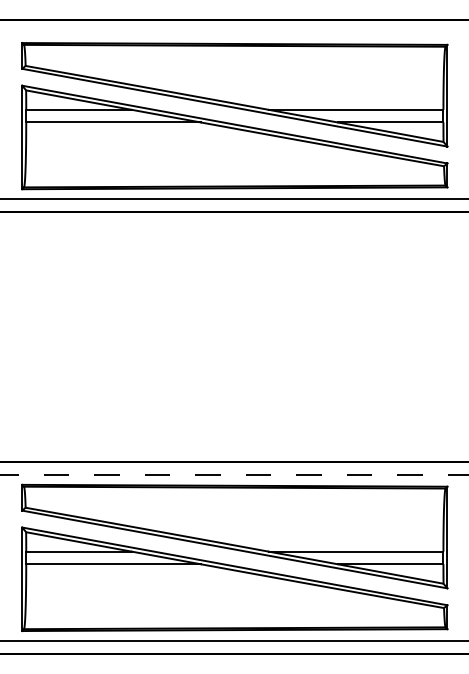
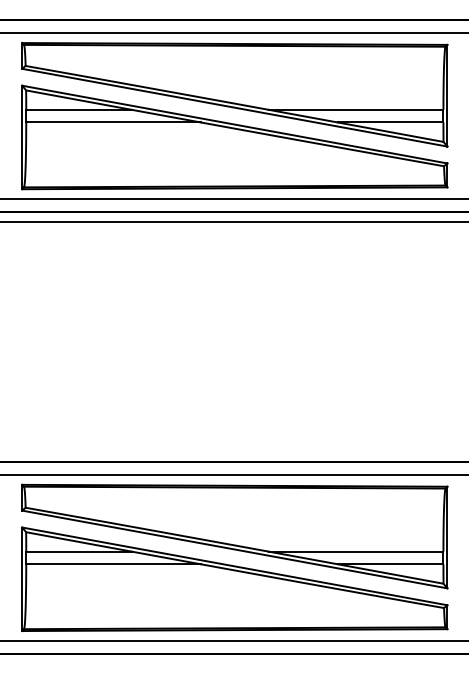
line: none -> present (233, 32)
line: none -> present (233, 221)
line: dashed -> solid (234, 474)
